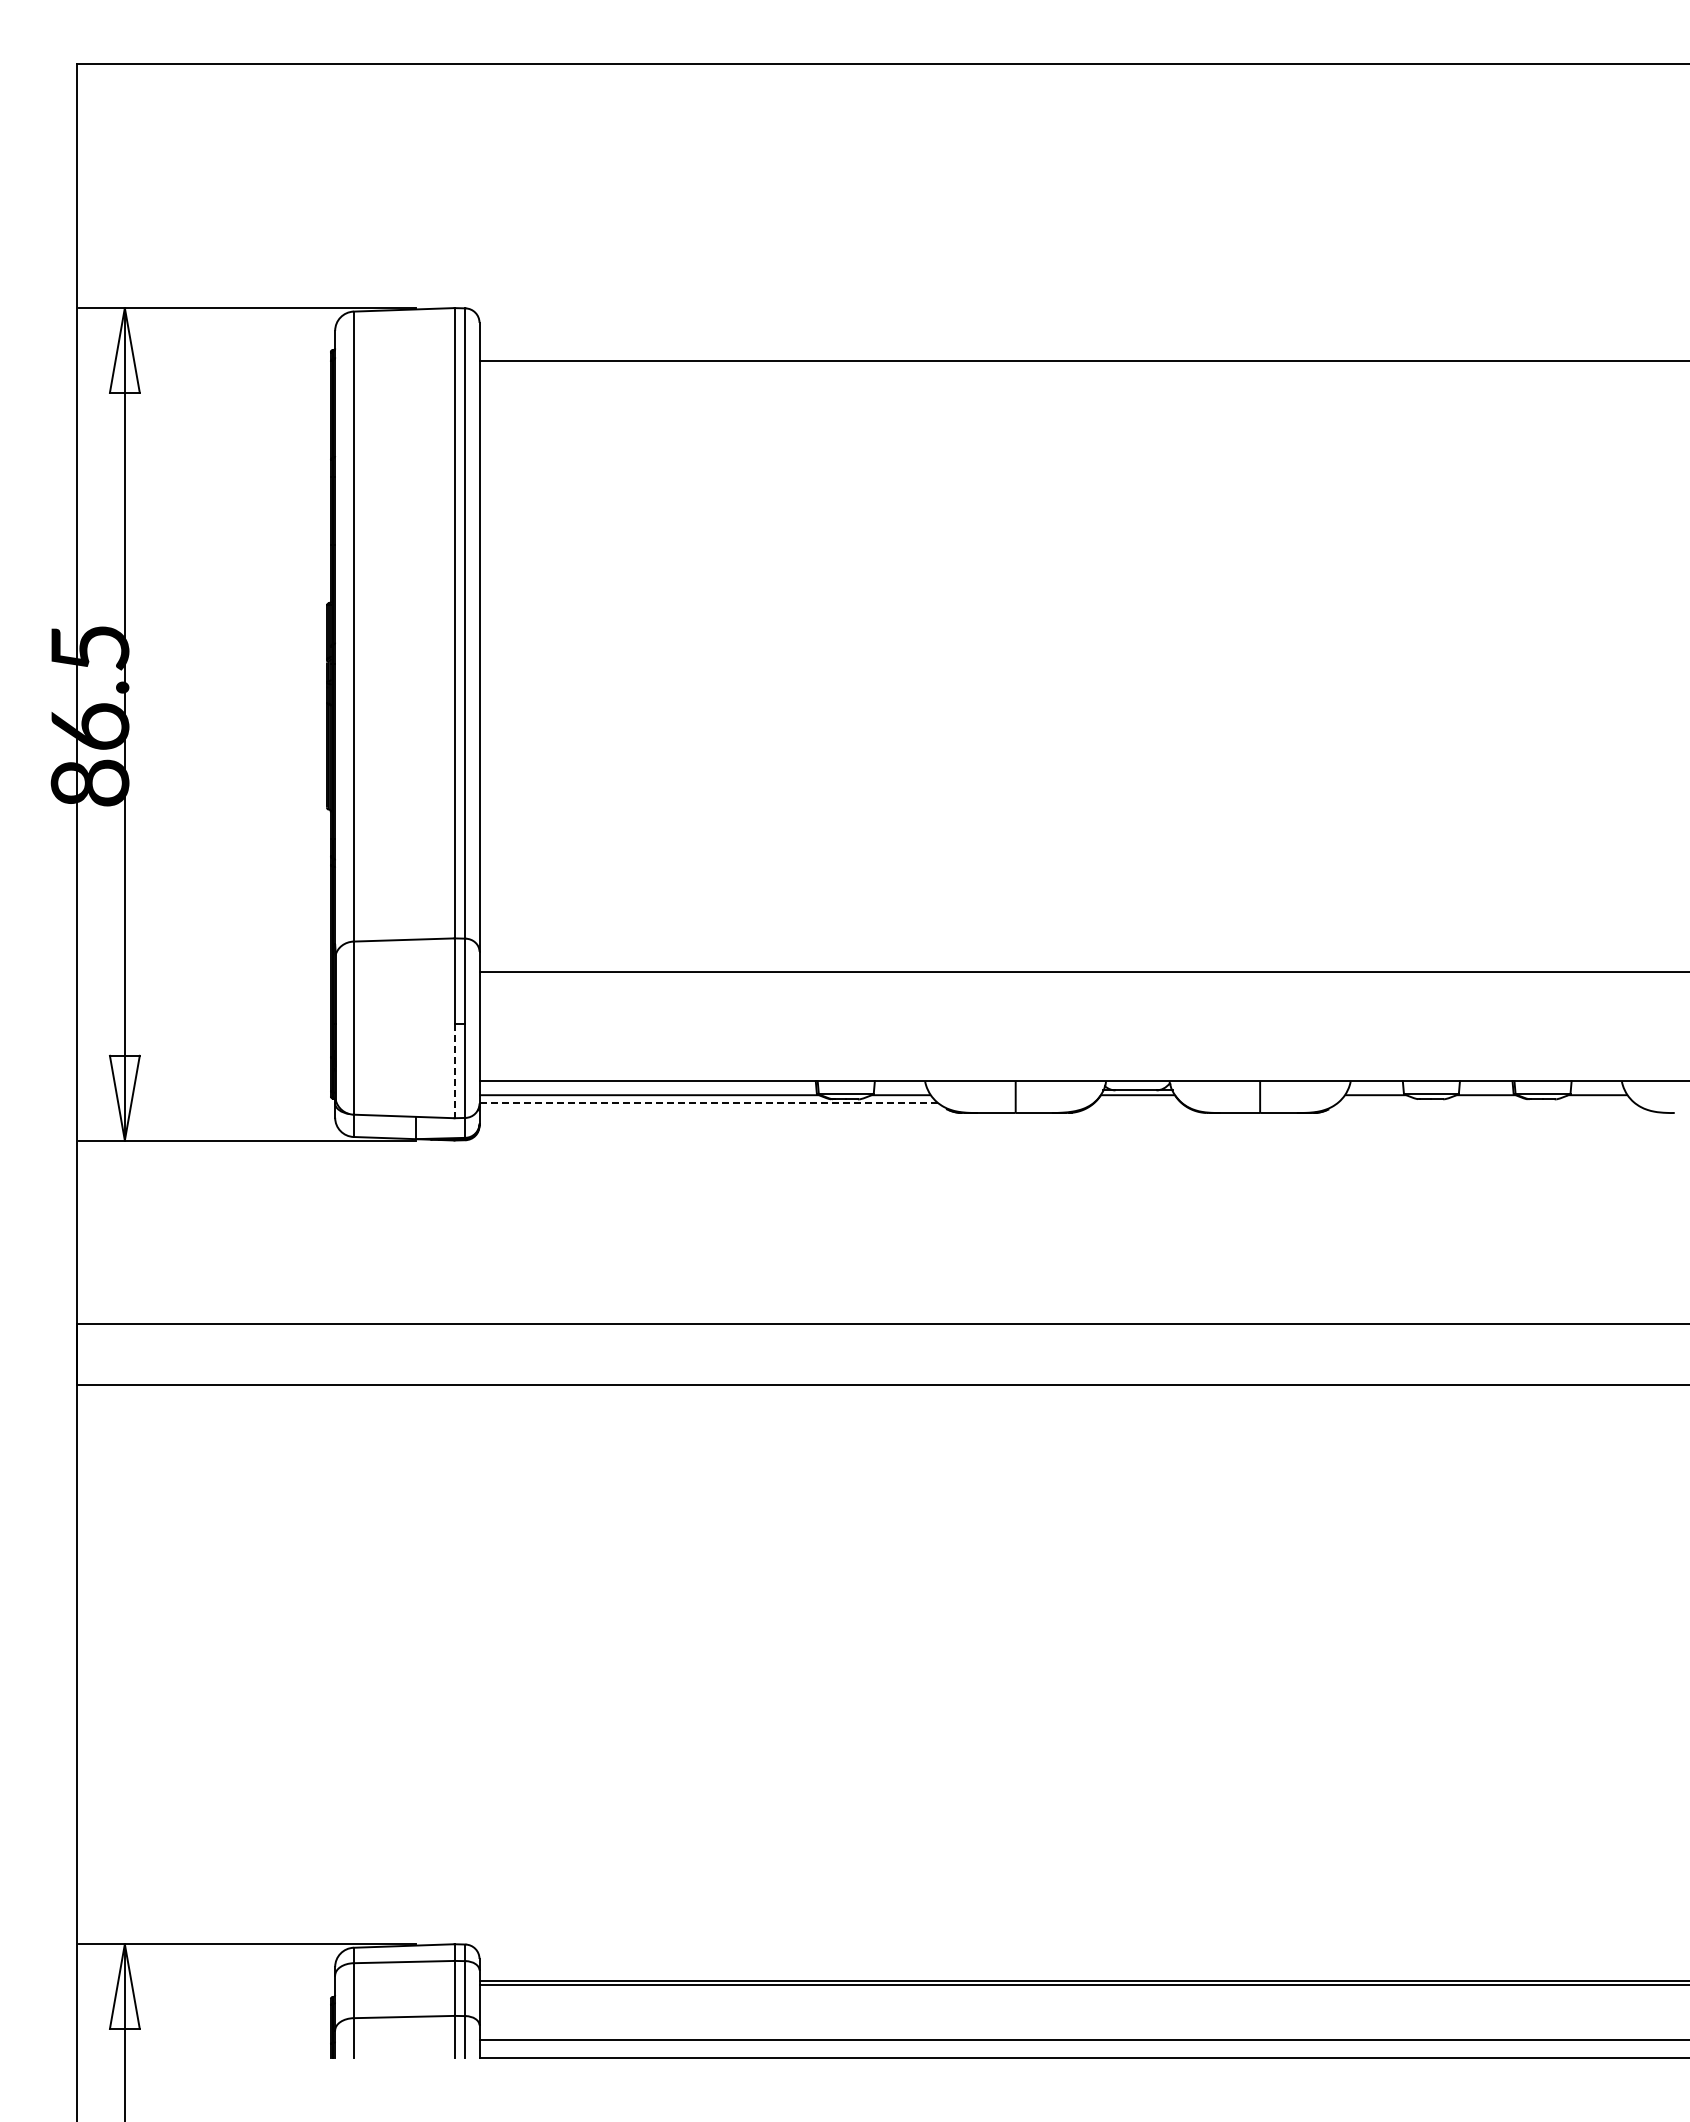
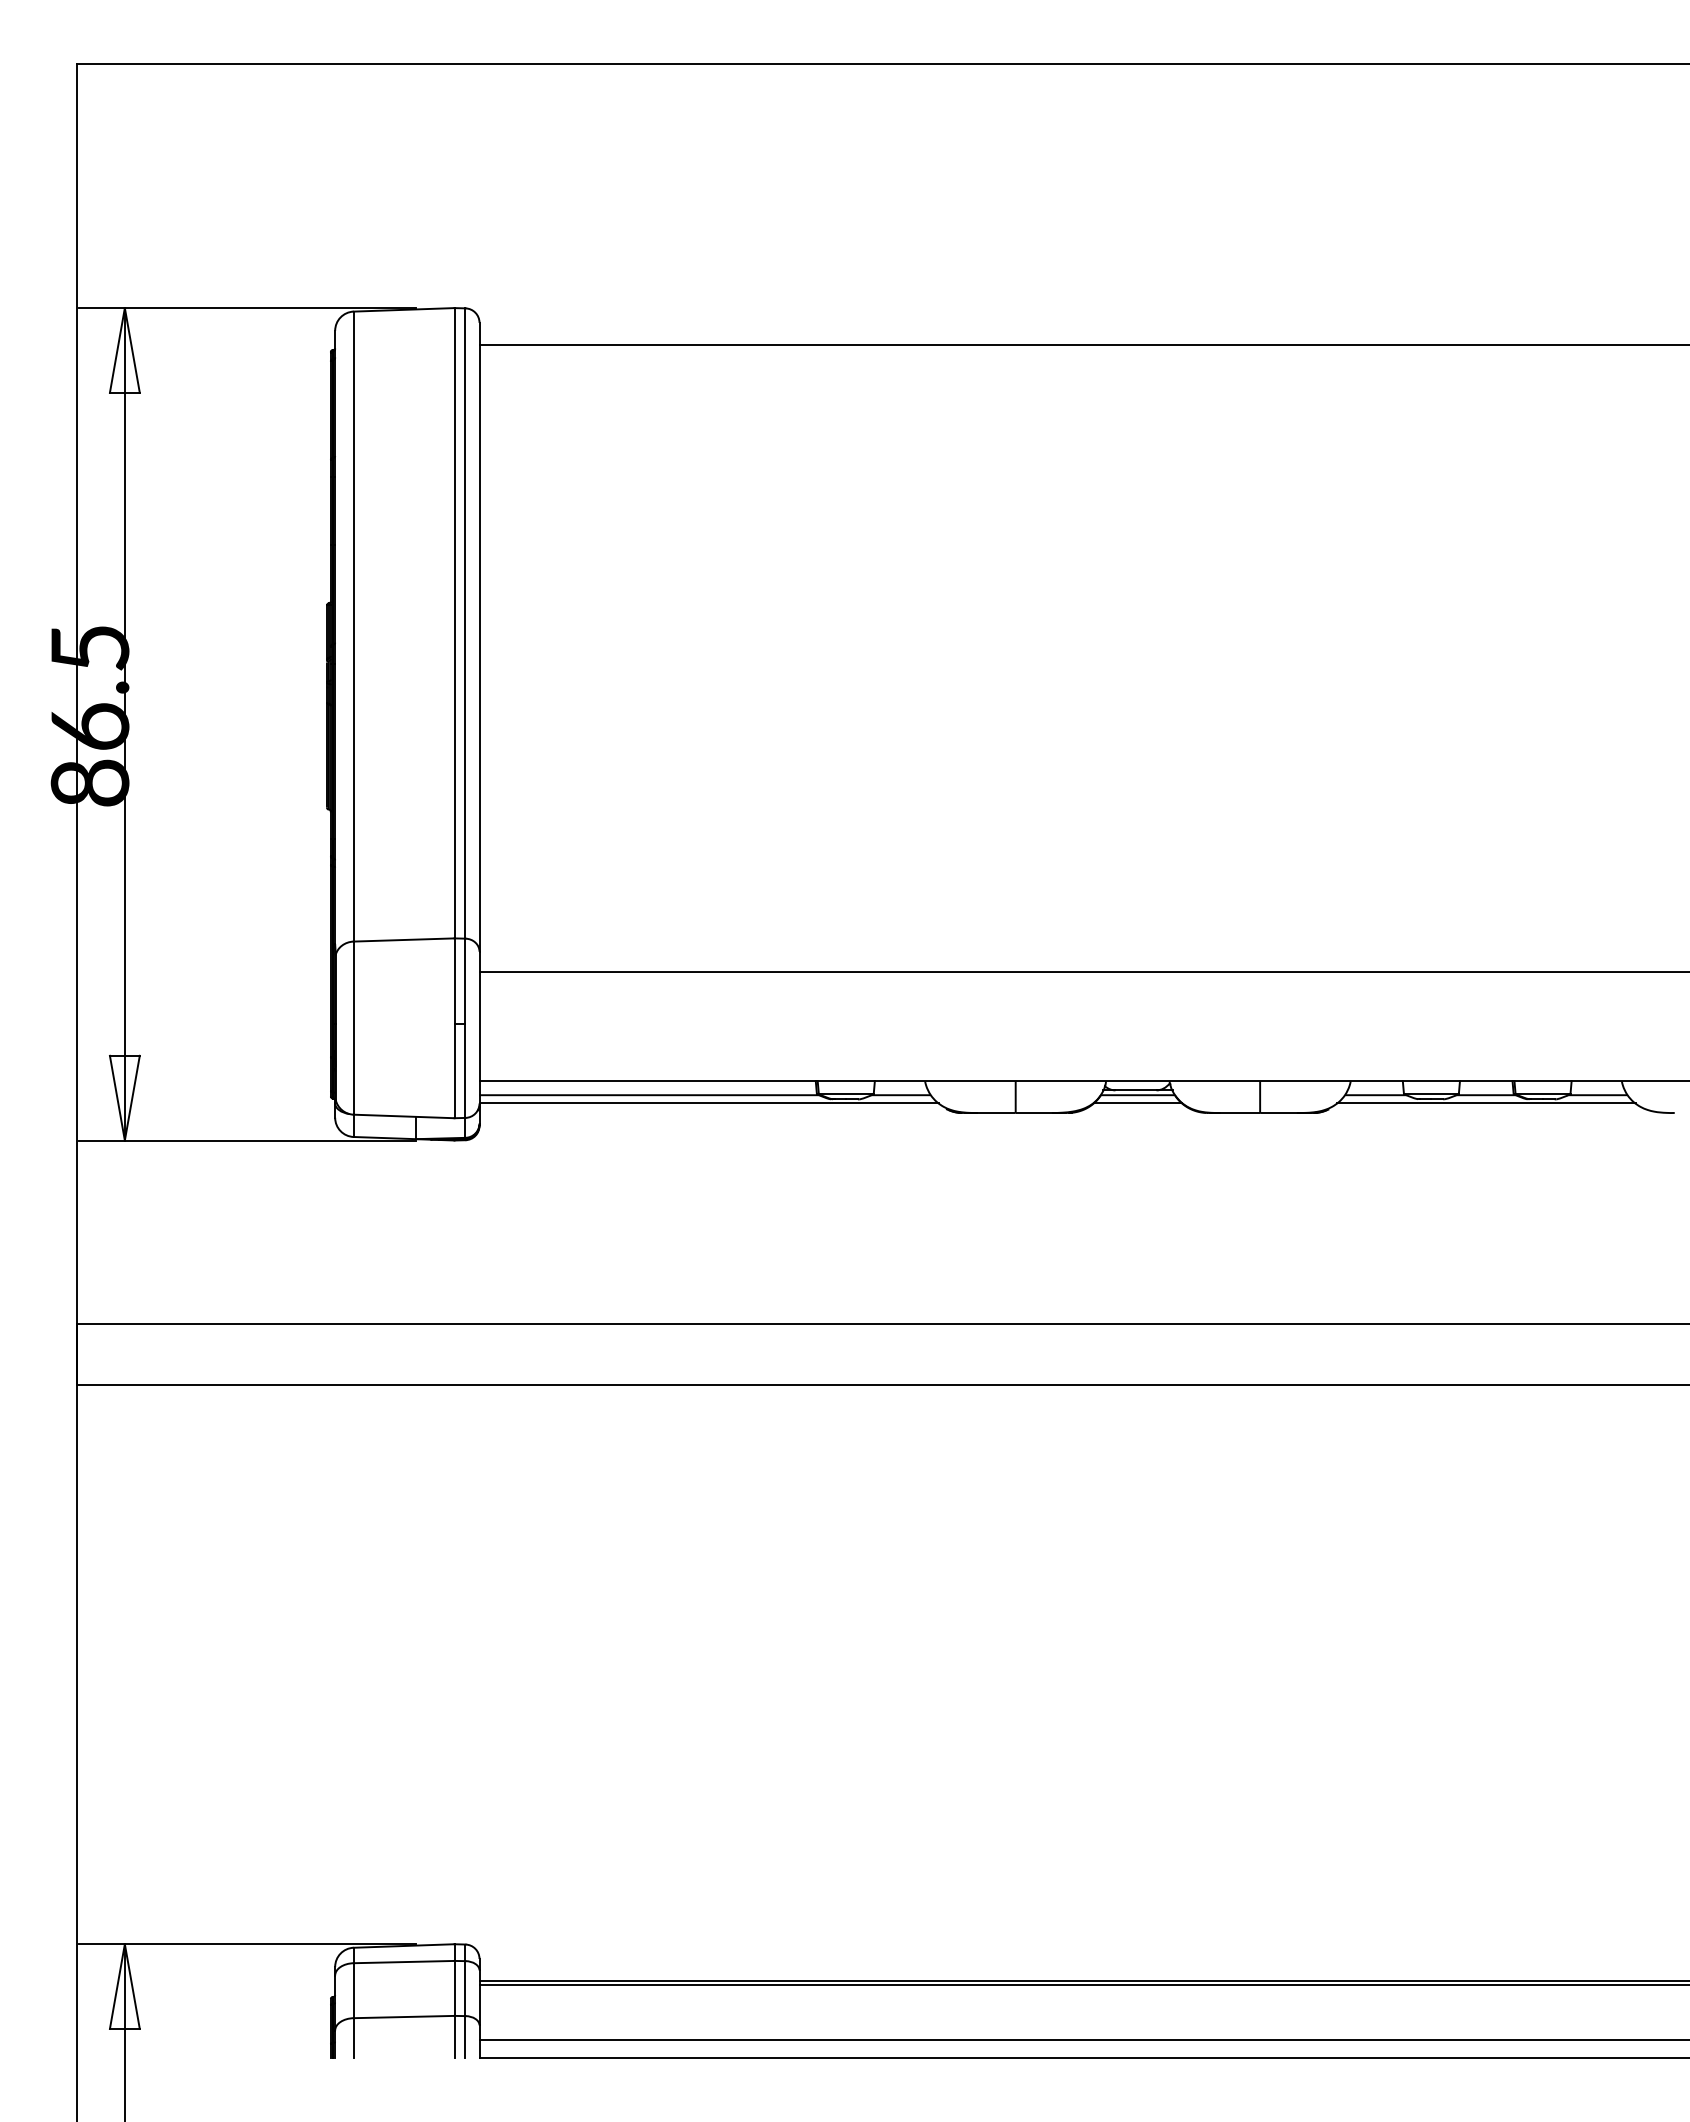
line position: (1082, 361) -> (1082, 345) (1082, 345)
line: dashed -> solid (454, 1071)
line: dashed -> solid (709, 1103)
line: none -> present (1137, 1103)
line: none -> present (1486, 1103)
